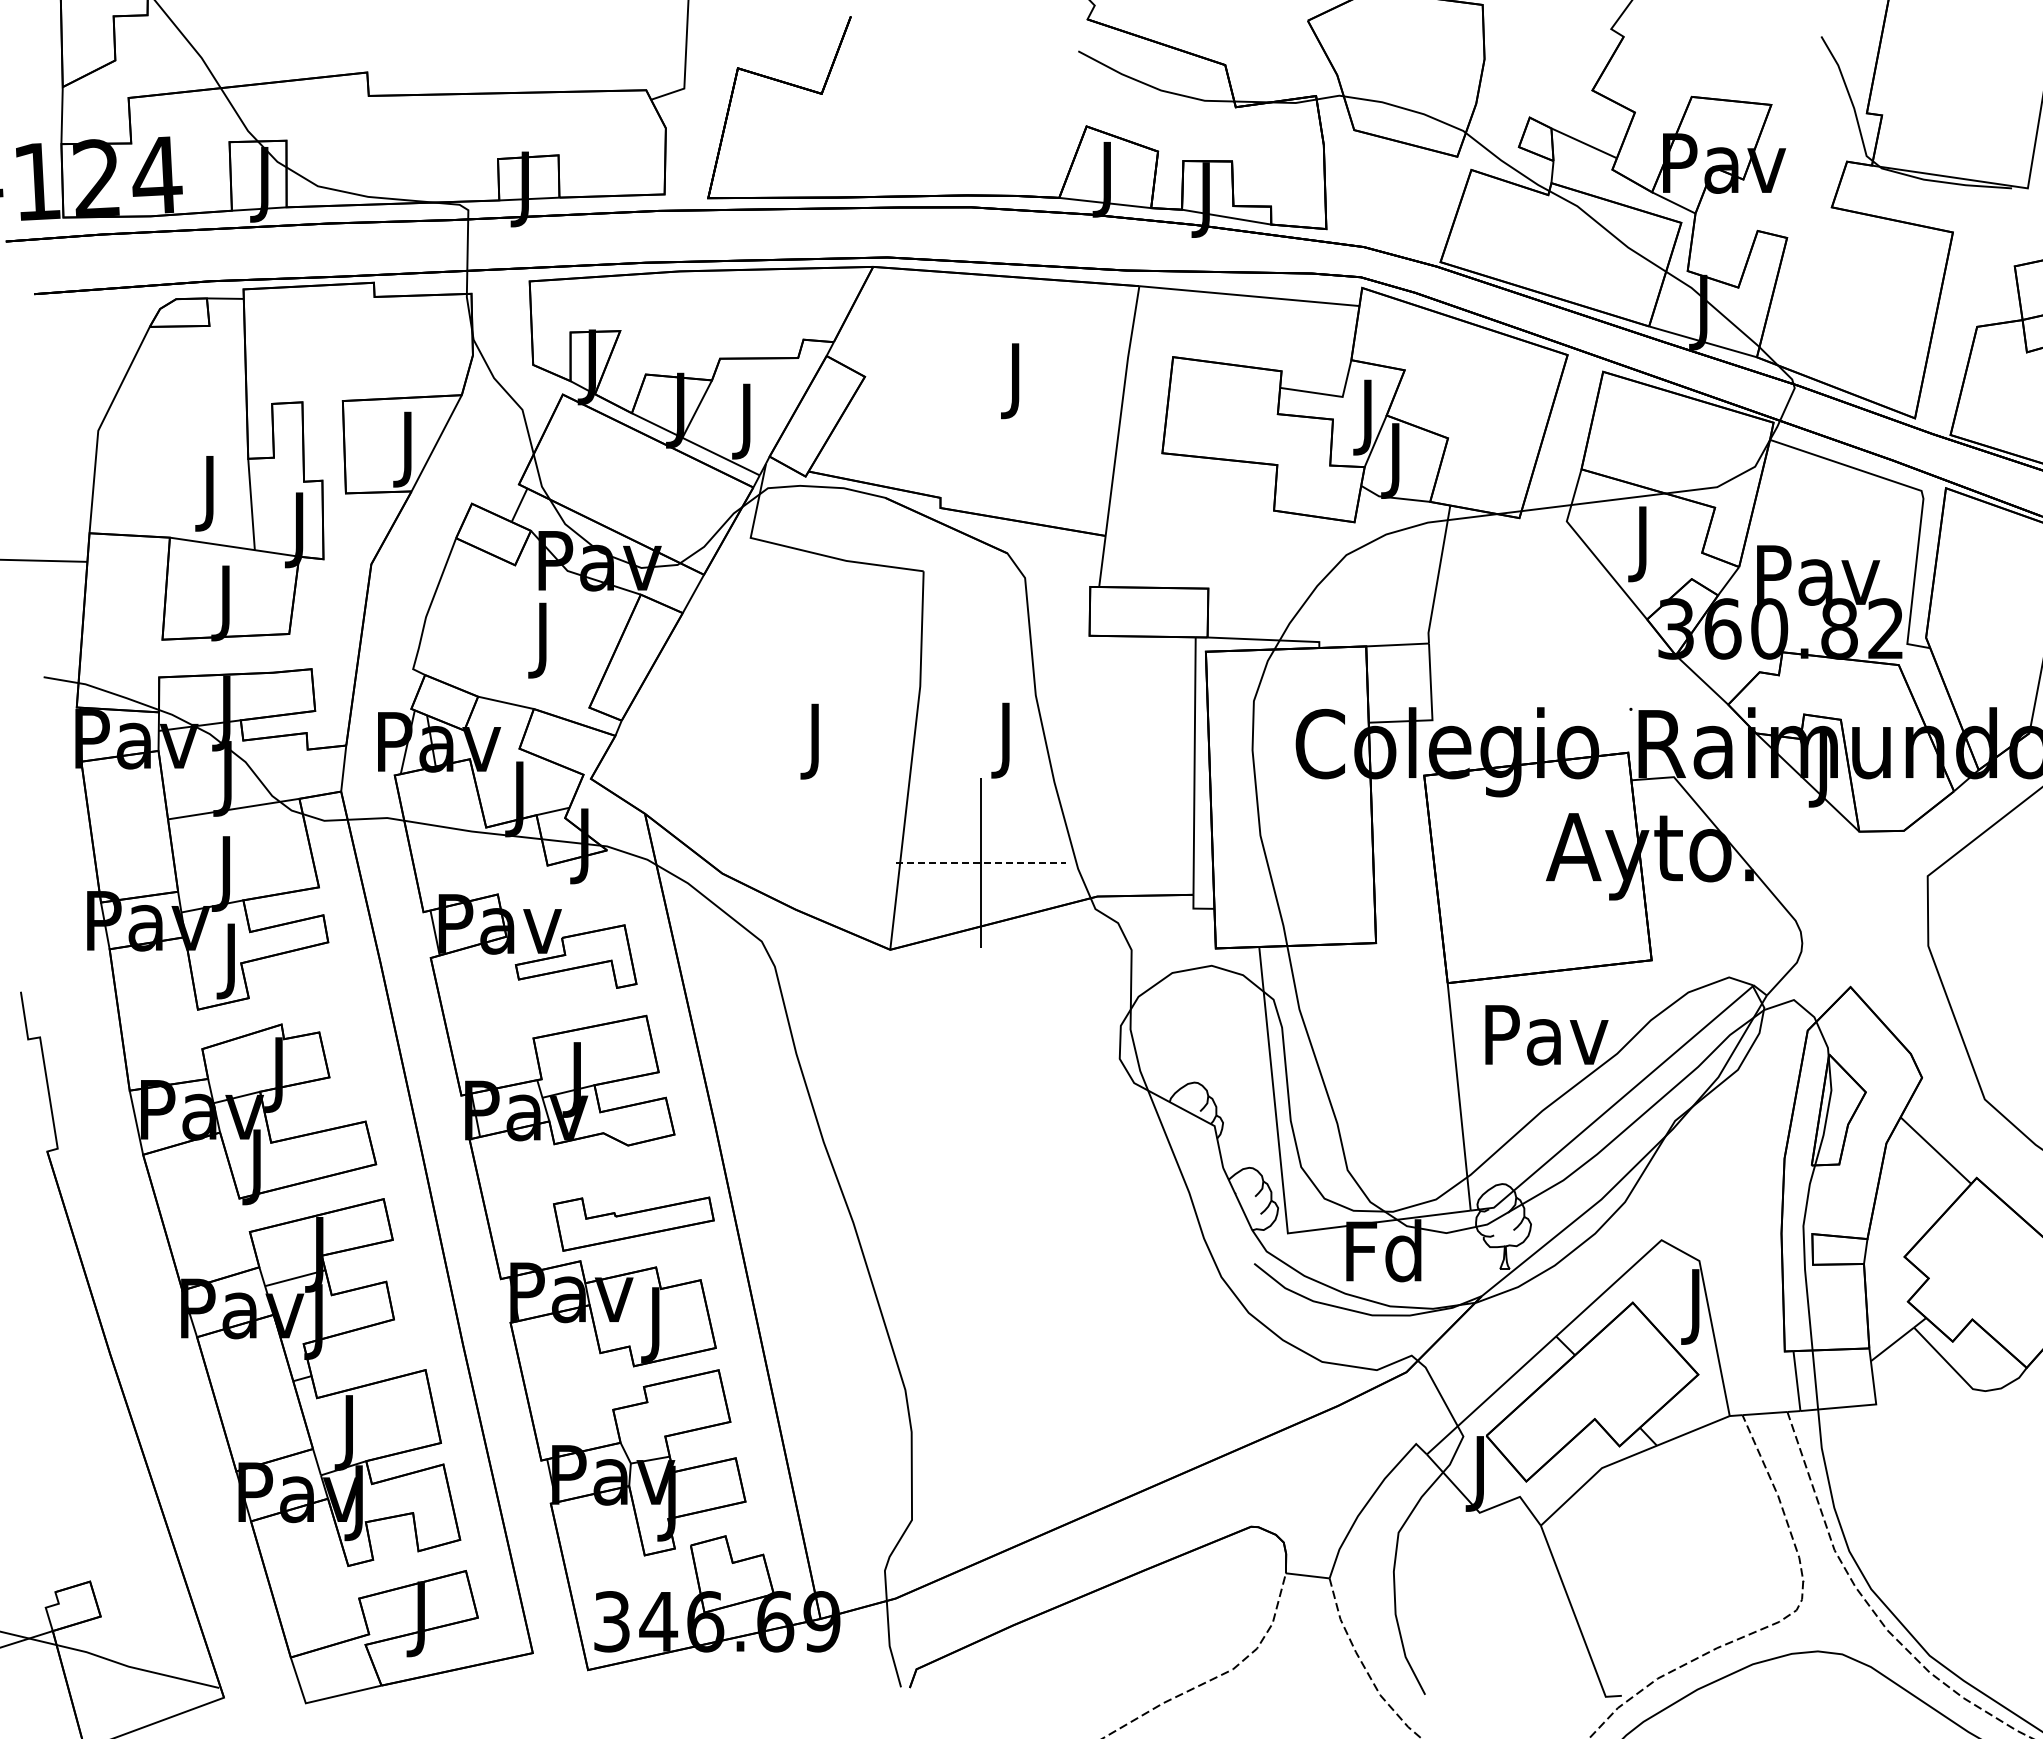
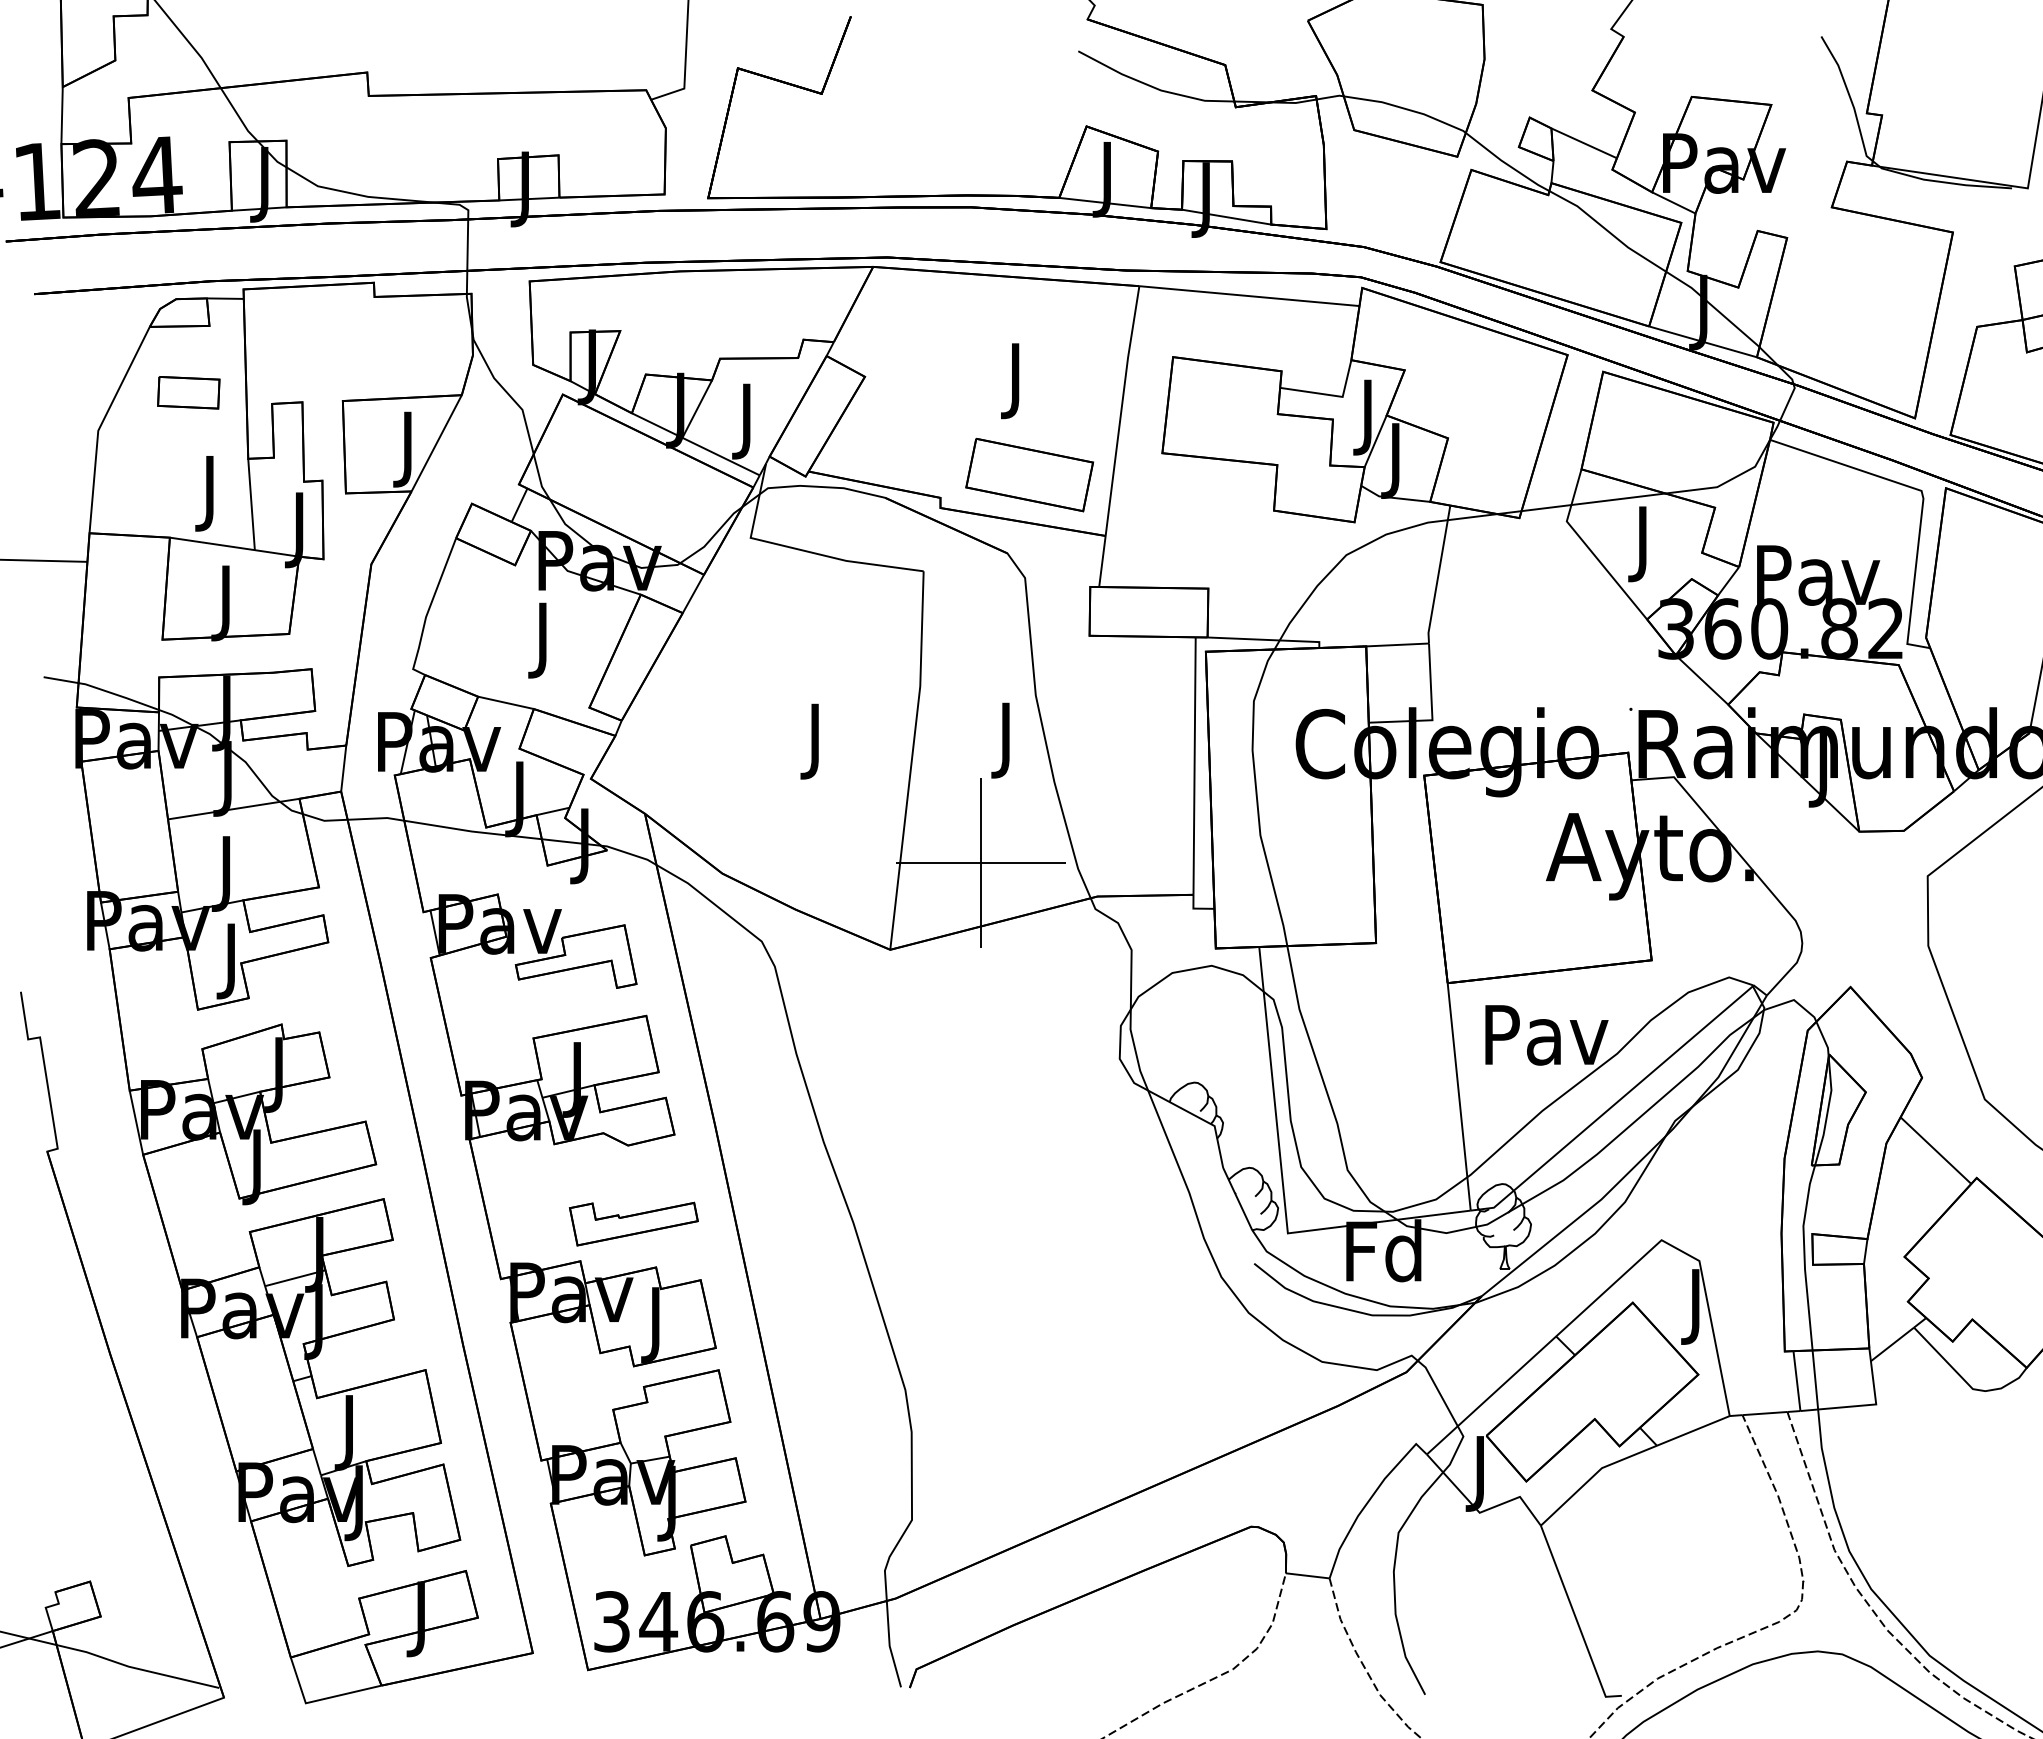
part: none -> present (188, 392)
part: none -> present (1029, 474)
line: dashed -> solid (980, 863)
part size: 162x56 px -> 130x46 px (633, 1223)
